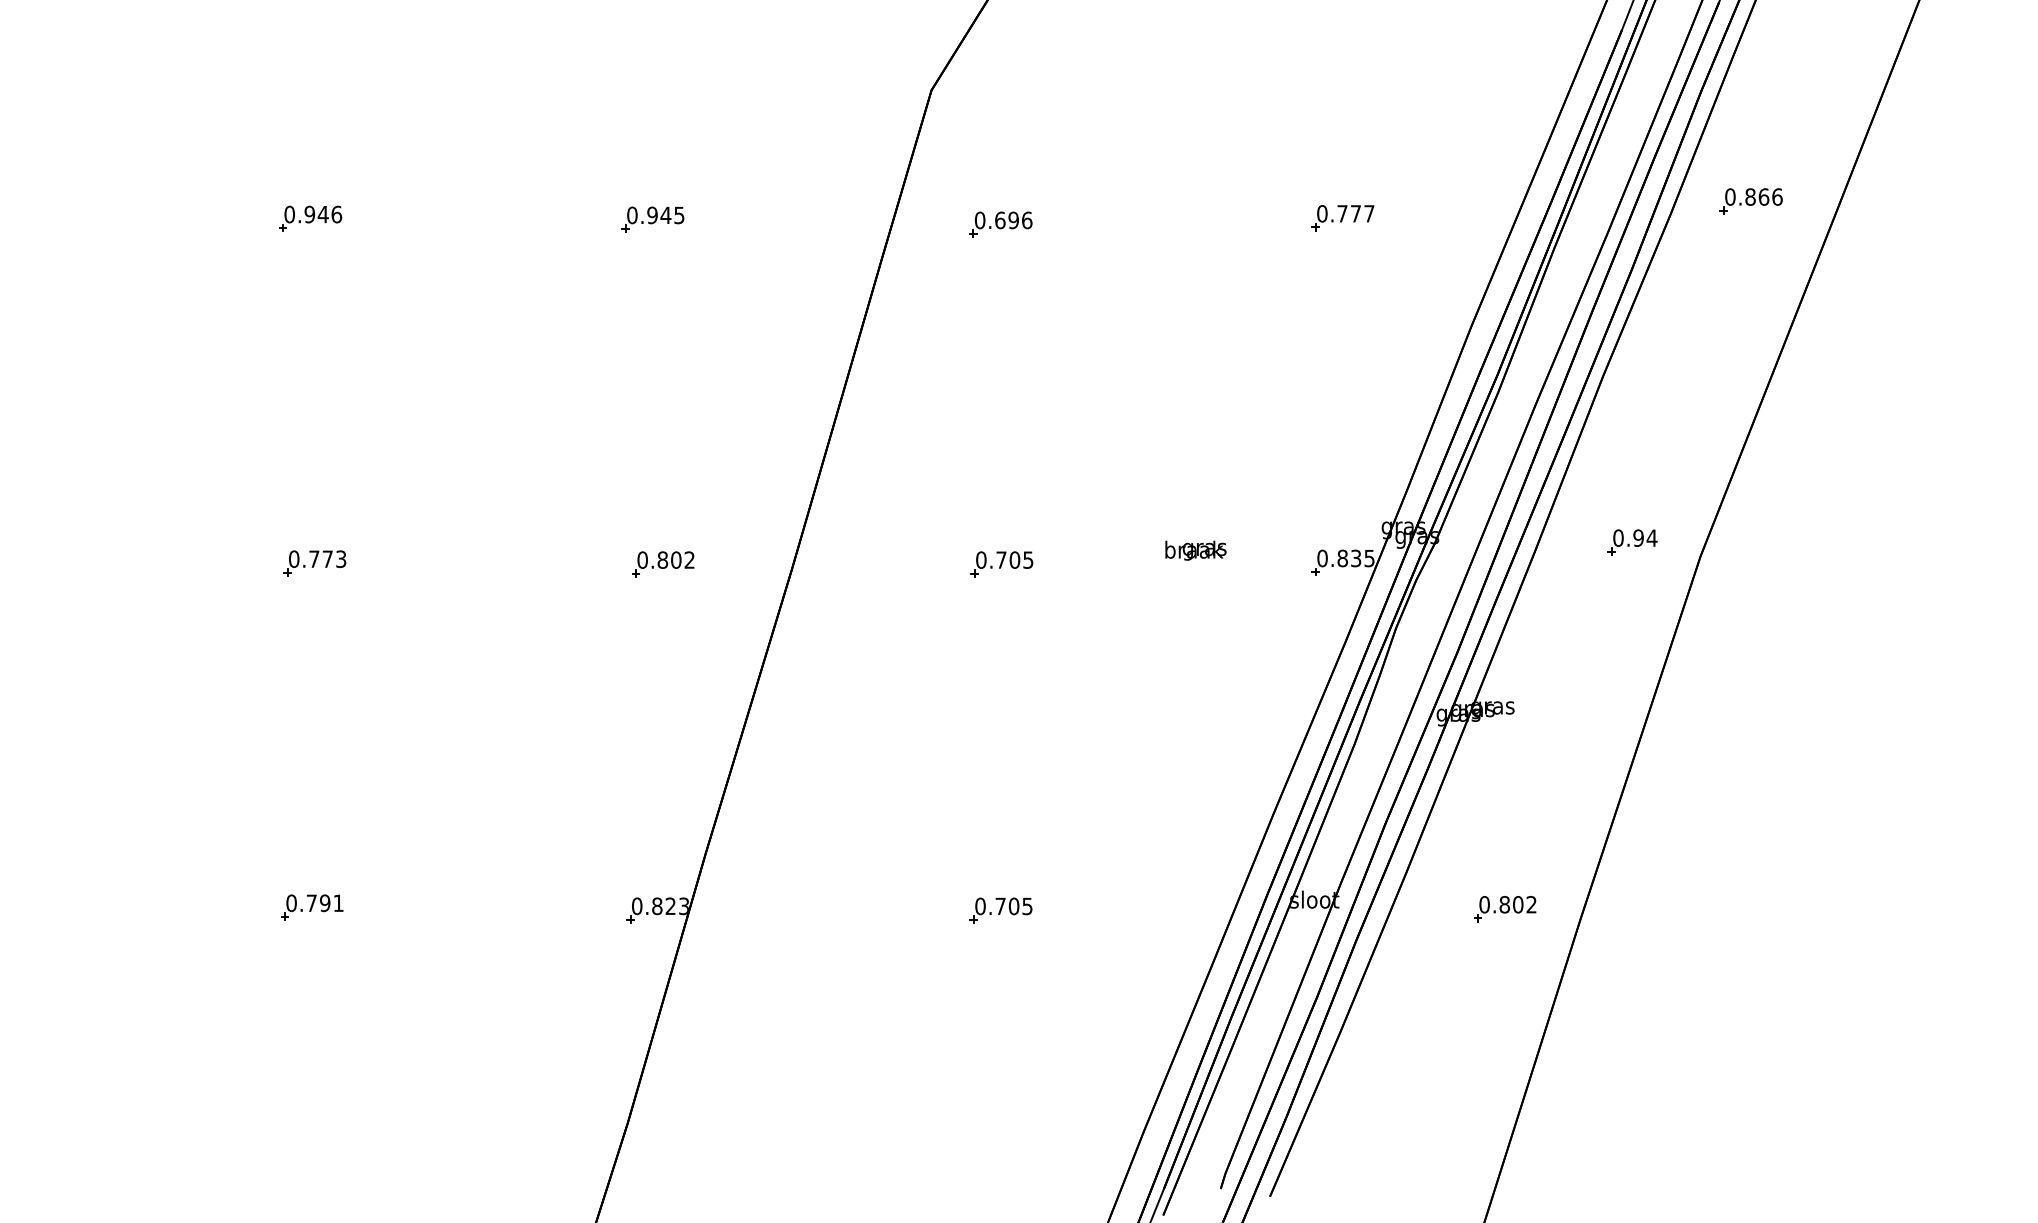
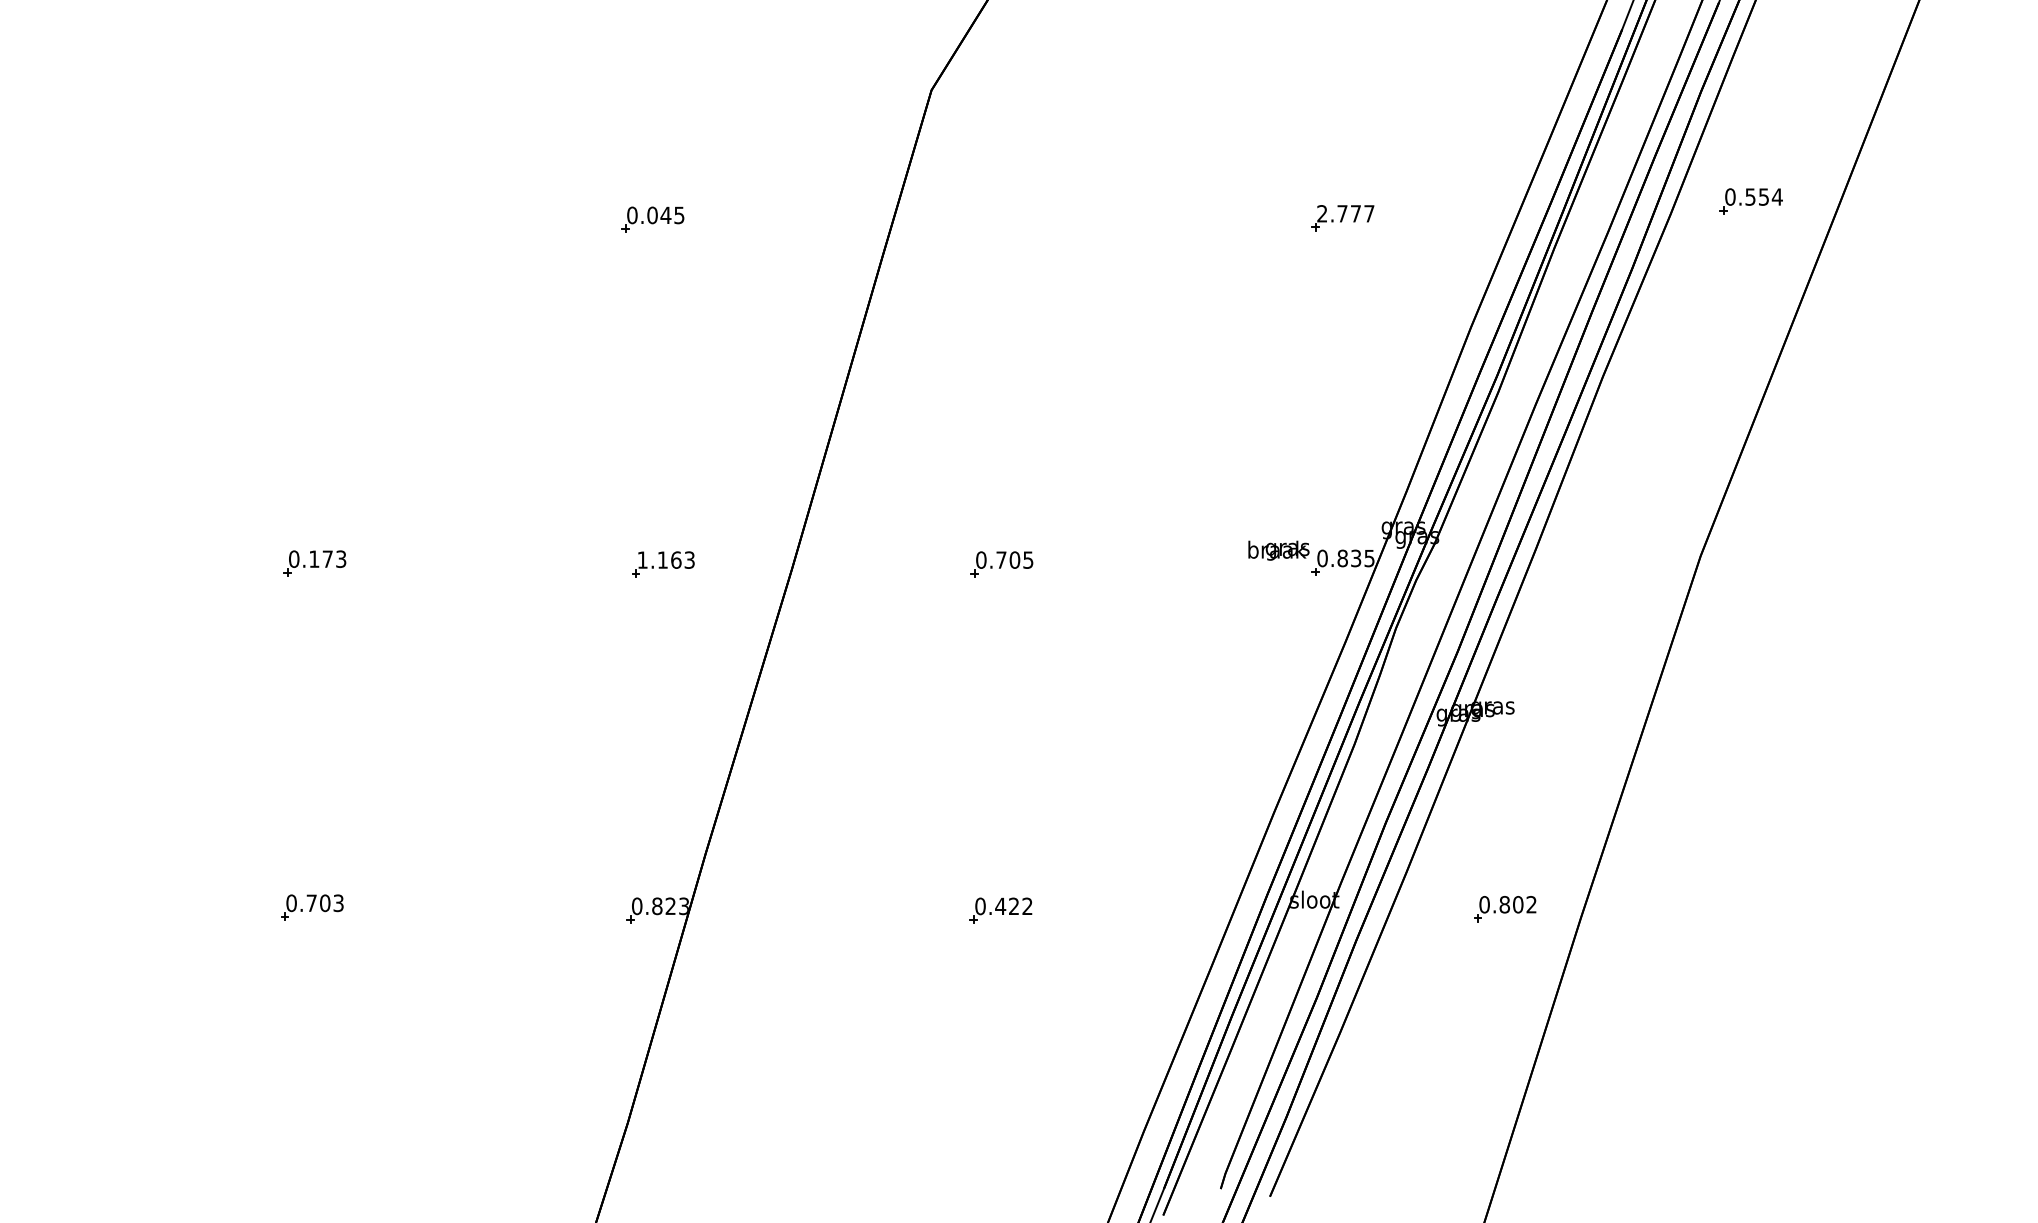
text: 0.866 -> 0.554 (1763, 196)
text: 0.777 -> 2.777 (1322, 213)
text: 0.945 -> 0.045 (652, 215)
part: present -> none (310, 218)
part: present -> none (1000, 224)
part: present -> none (1632, 542)
text position: (1195, 550) -> (1278, 550) (1278, 550)
text: 0.773 -> 0.173 (314, 558)
text: 0.802 -> 1.163 (665, 559)
text: 0.791 -> 0.703 (331, 903)
text: 0.705 -> 0.422 (1013, 906)
